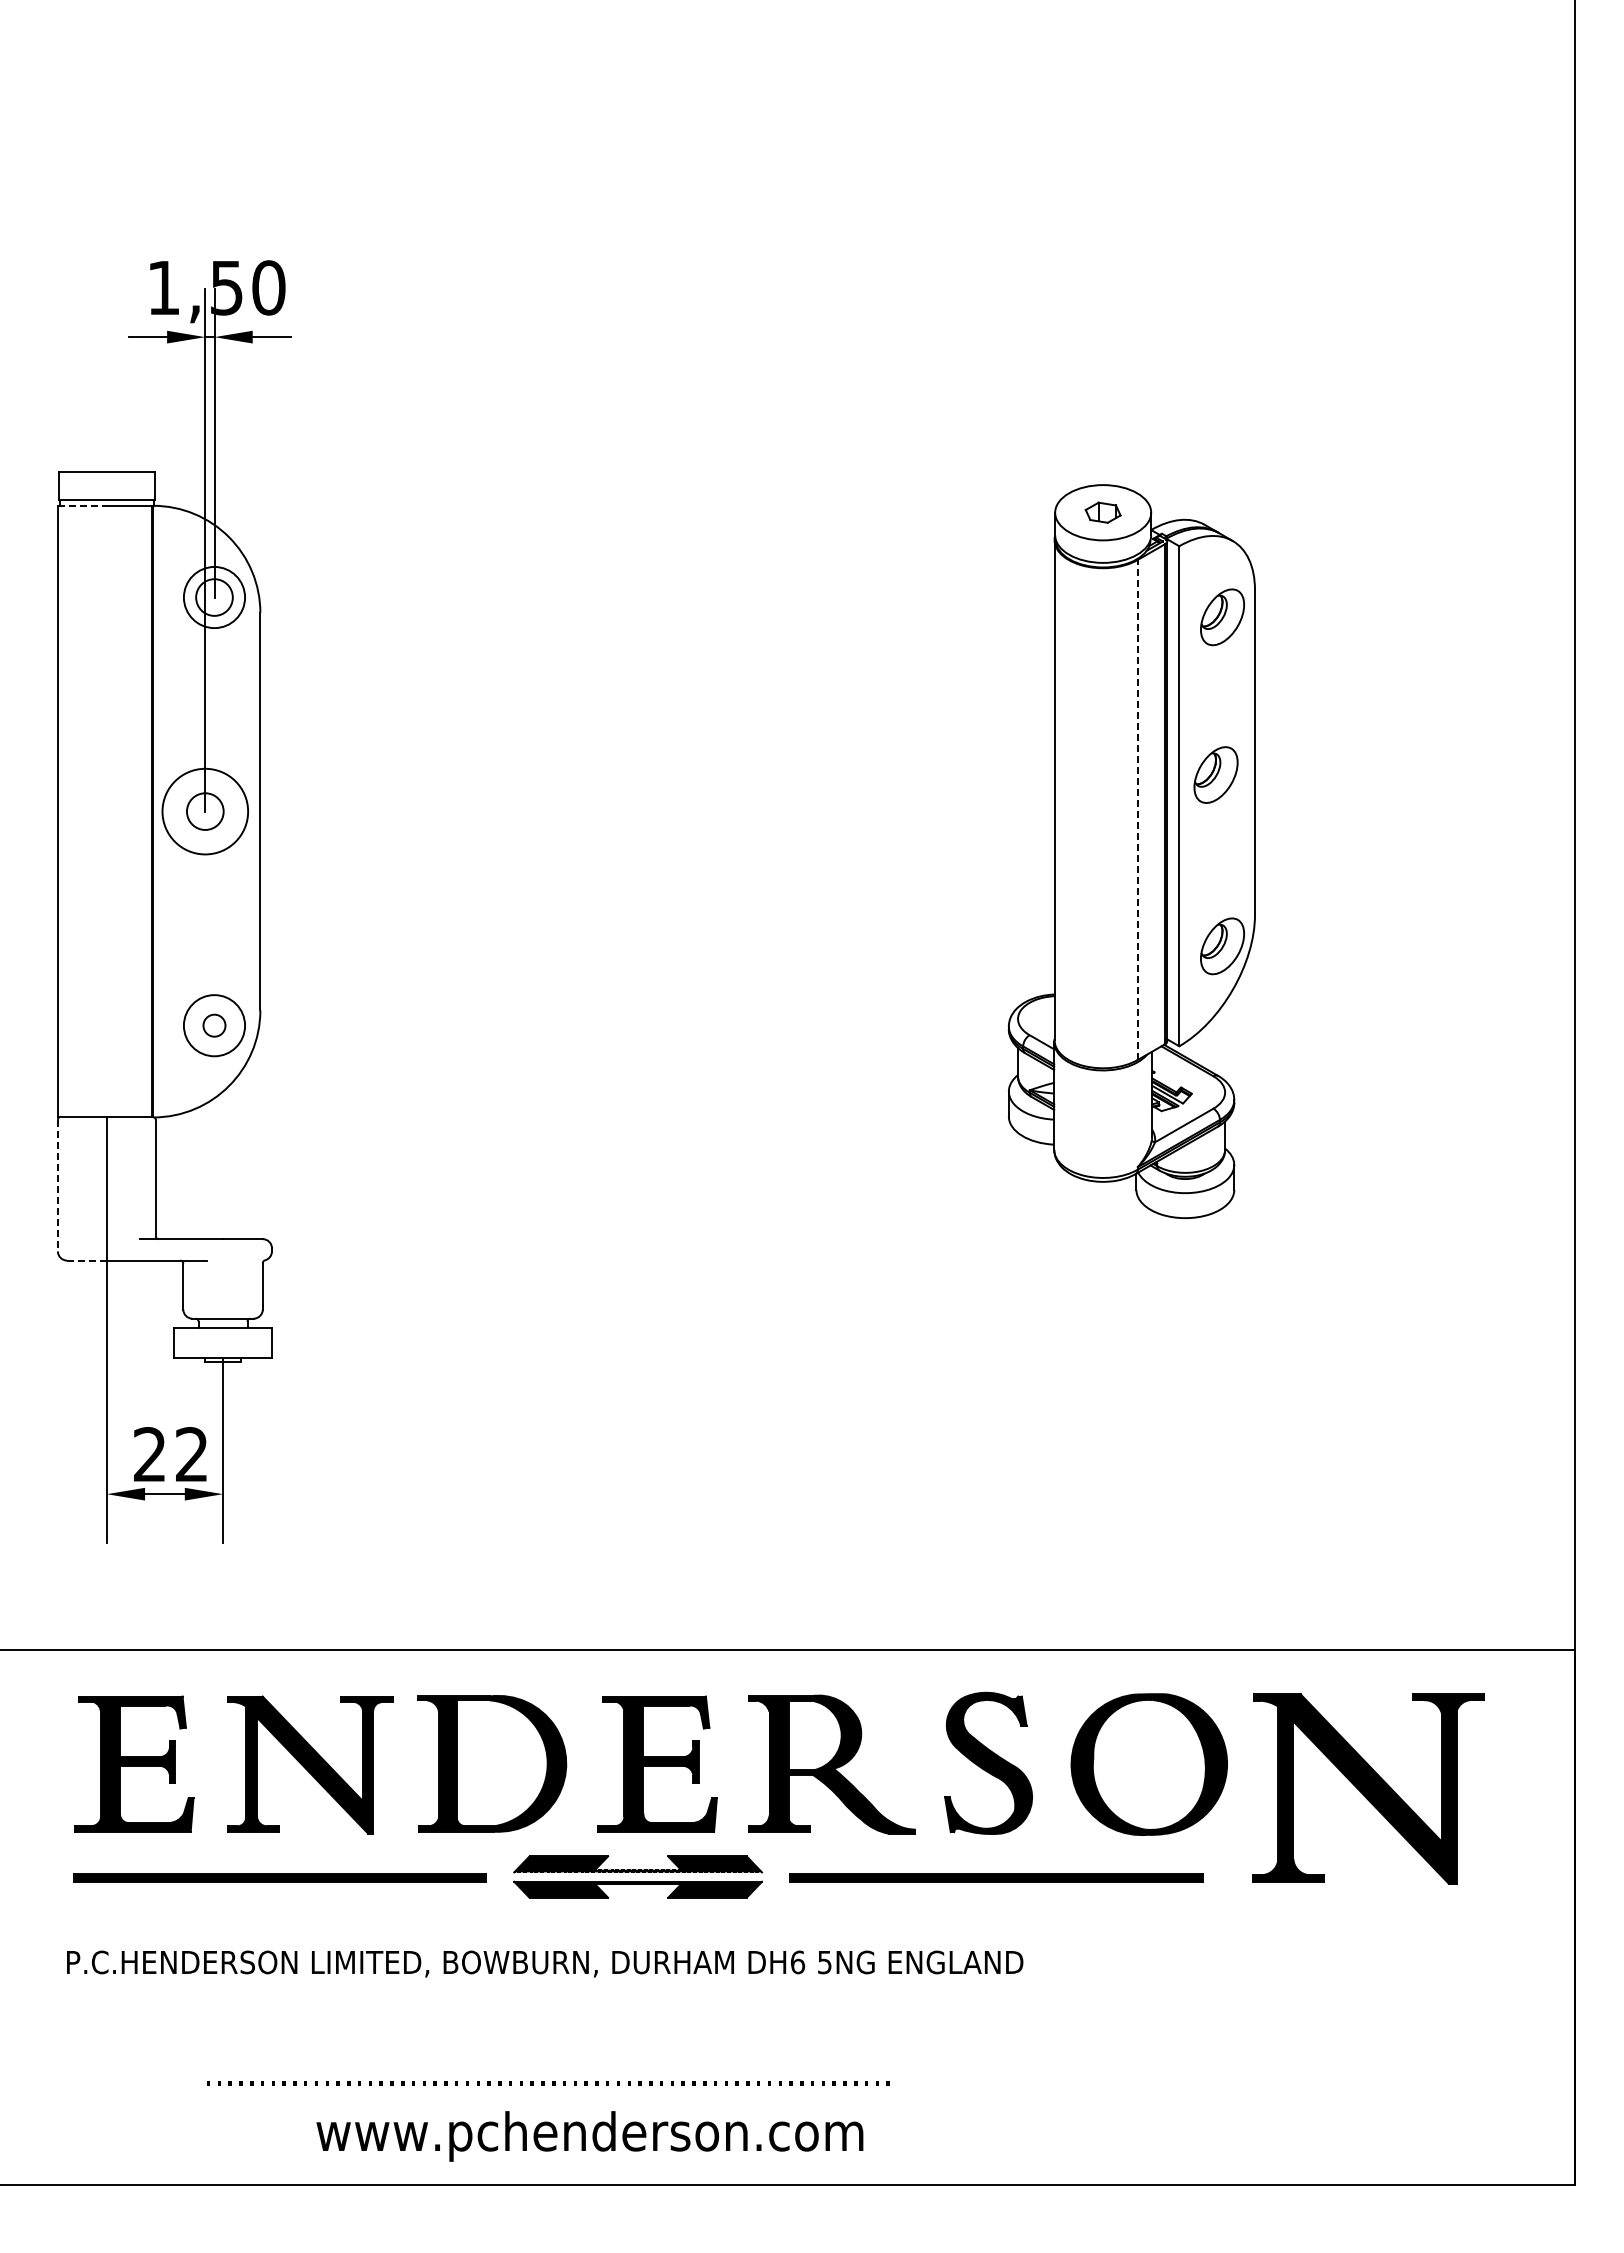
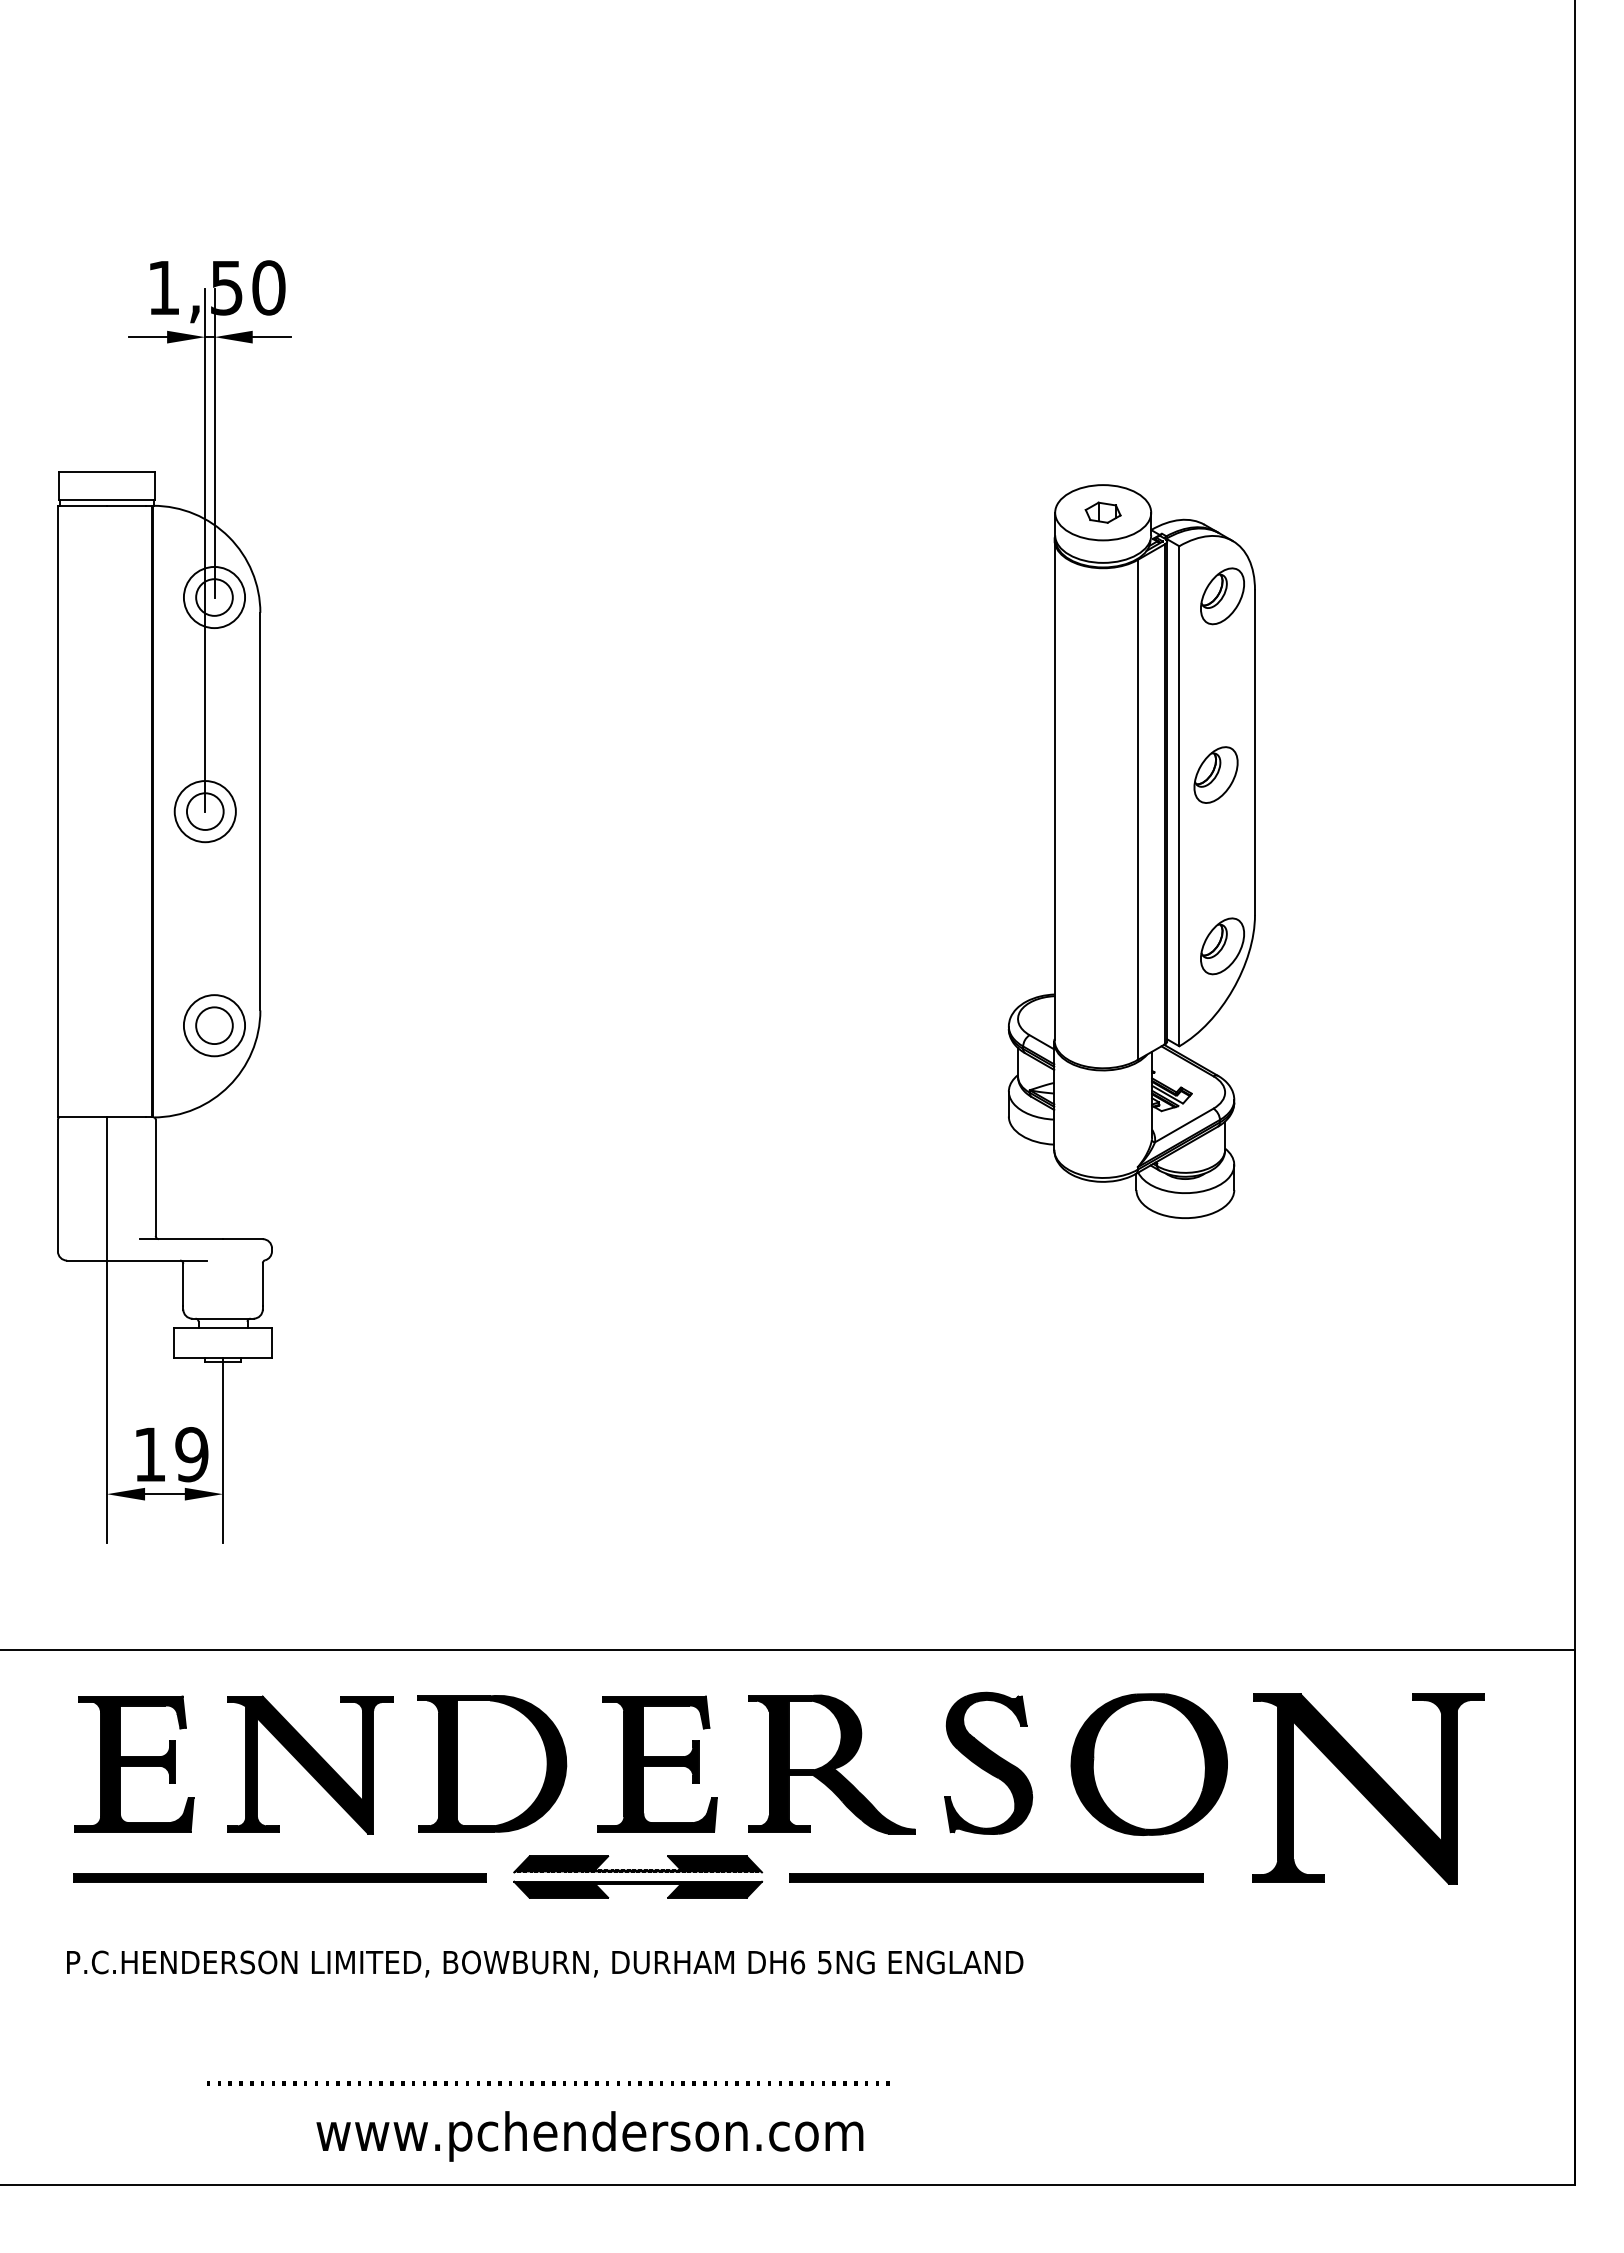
line: dashed -> solid (83, 505)
part position: (1222, 617) -> (1222, 596) (1222, 596)
line: dashed -> solid (1137, 809)
circle diameter: 86 px -> 61 px (204, 811)
circle diameter: 22 px -> 37 px (214, 1025)
line: dashed -> solid (57, 1185)
line: dashed -> solid (86, 1260)
text: 22 -> 19 (171, 1454)
